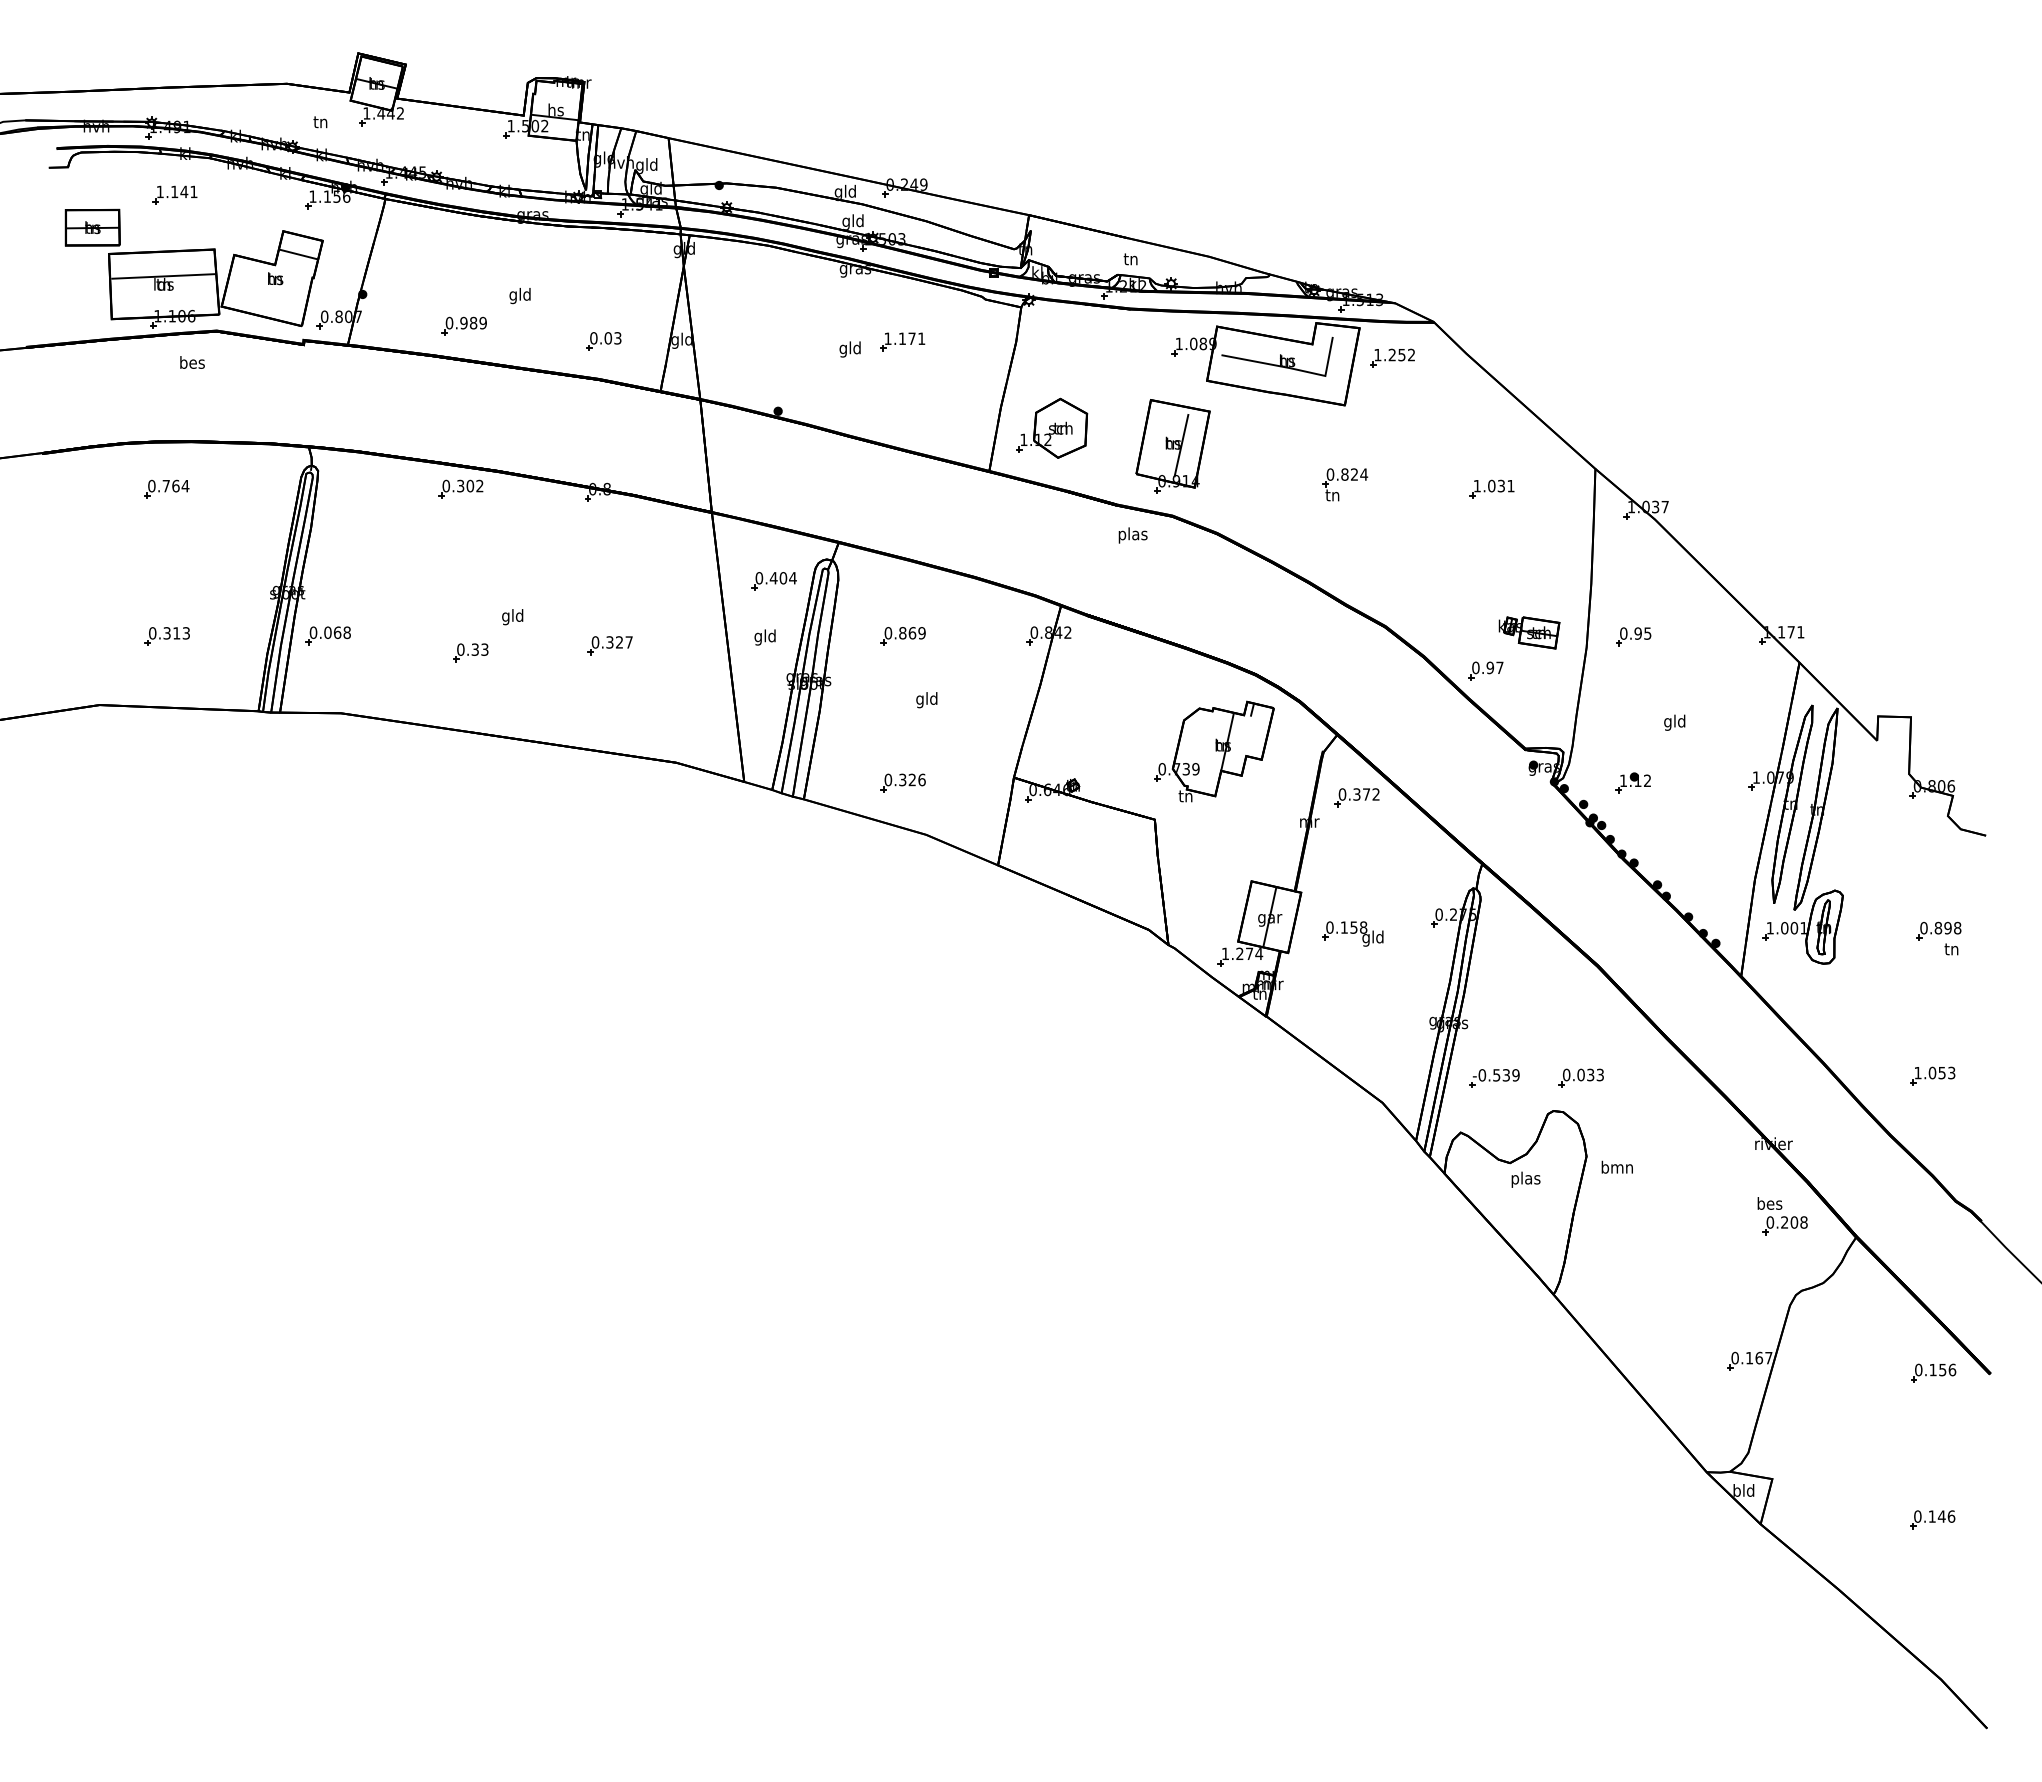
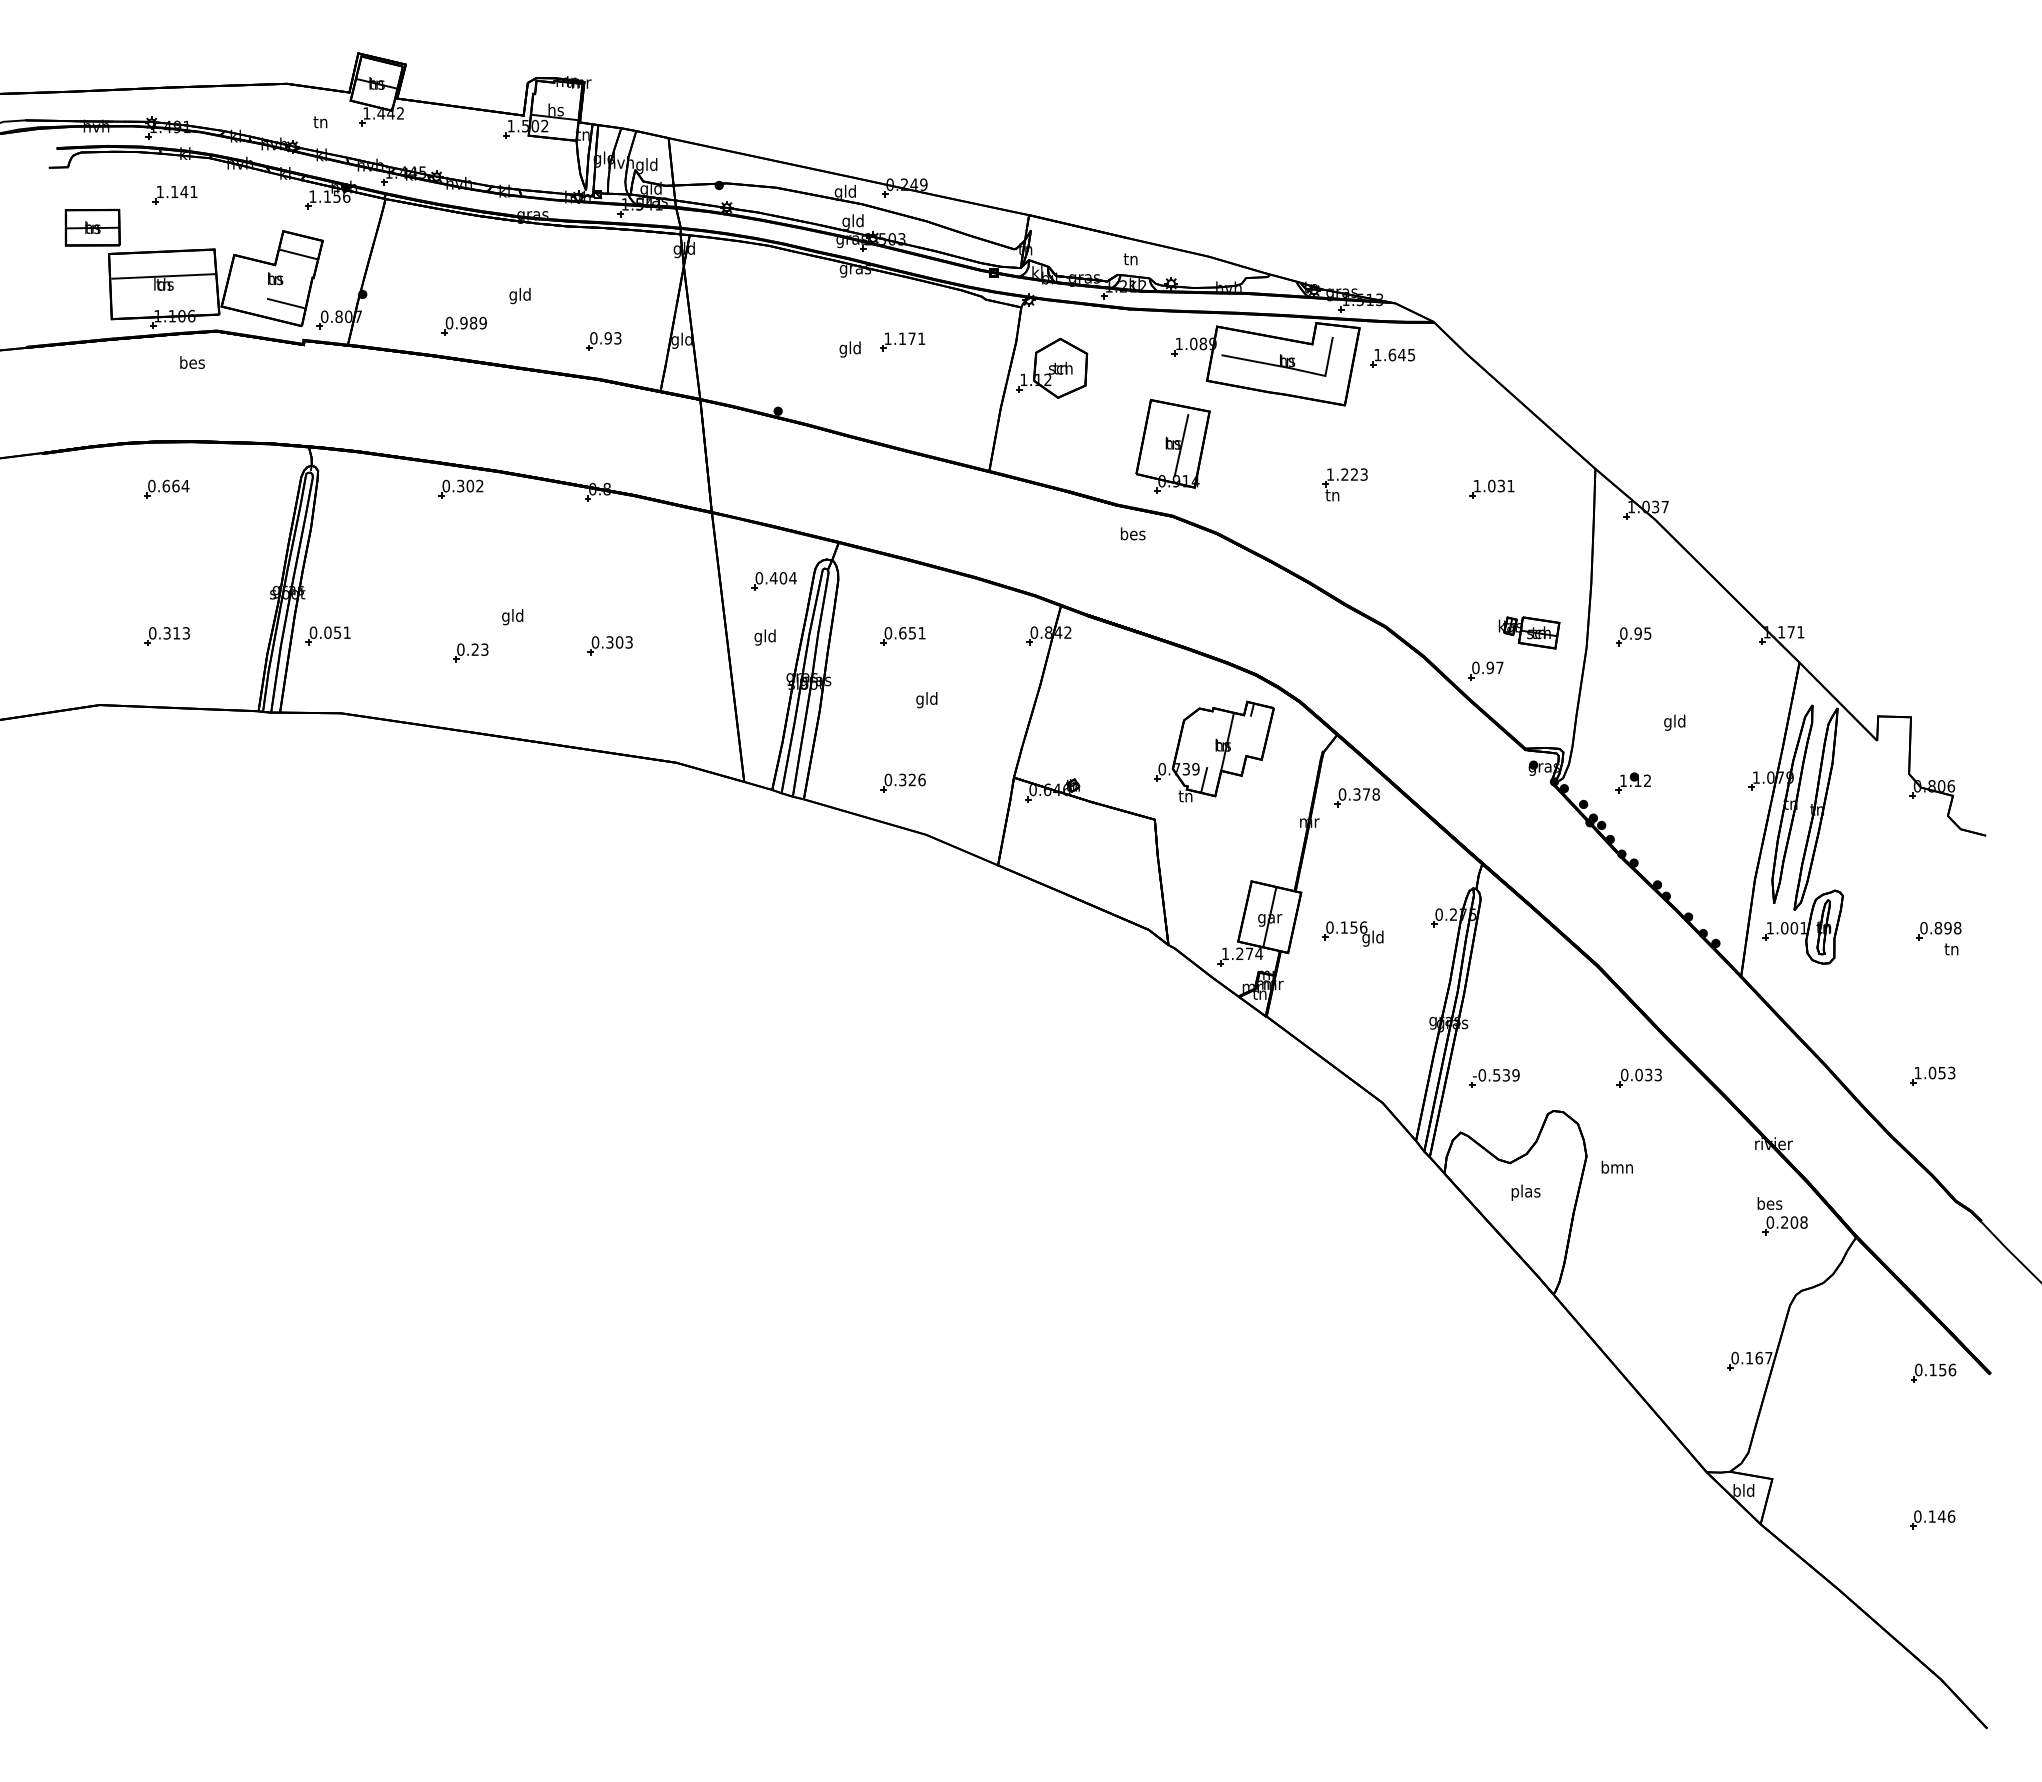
line: none -> present (285, 303)
text: 0.03 -> 0.93 (607, 338)
text: 1.252 -> 1.645 (1401, 354)
part position: (1052, 427) -> (1052, 367) (1052, 367)
text: 0.824 -> 1.223 (1347, 474)
text: 0.764 -> 0.664 (166, 485)
text: plas -> bes (1132, 535)
text: 0.068 -> 0.051 (341, 632)
text: 0.869 -> 0.651 (912, 633)
text: 0.327 -> 0.303 (623, 642)
text: 0.33 -> 0.23 (474, 649)
line: none -> present (1204, 780)
text: 0.372 -> 0.378 (1375, 794)
text: 0.158 -> 0.156 (1363, 927)
part position: (1580, 1077) -> (1638, 1077) (1638, 1077)
text position: (1525, 1179) -> (1525, 1192) (1525, 1192)
